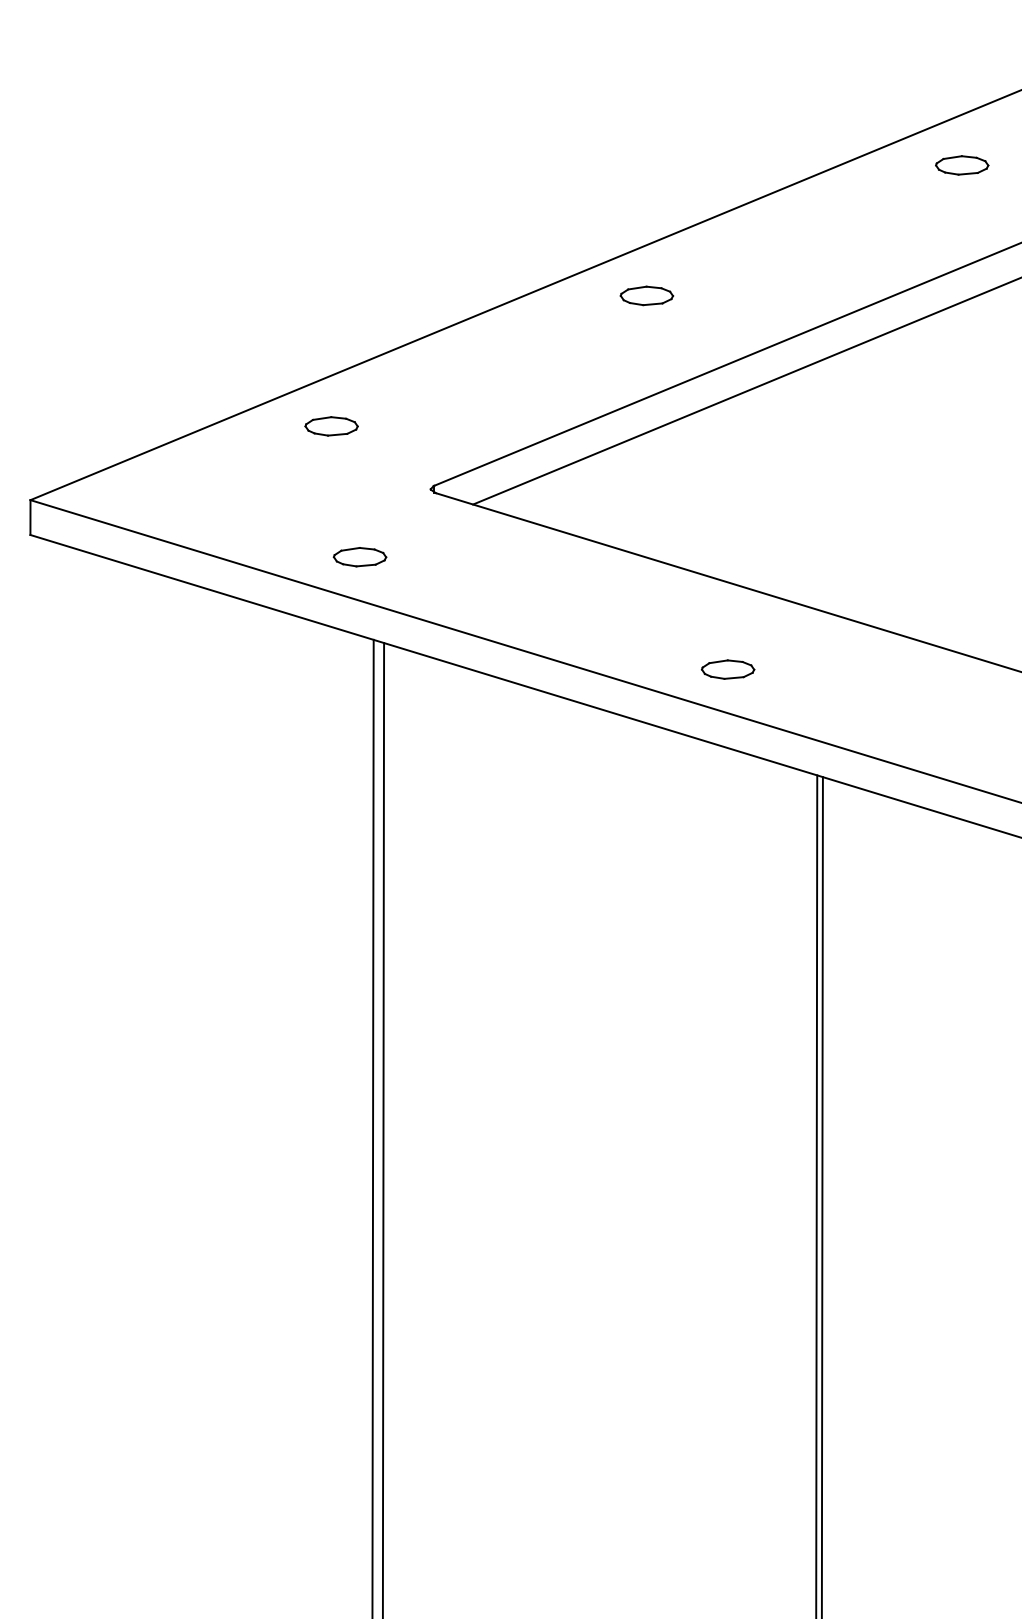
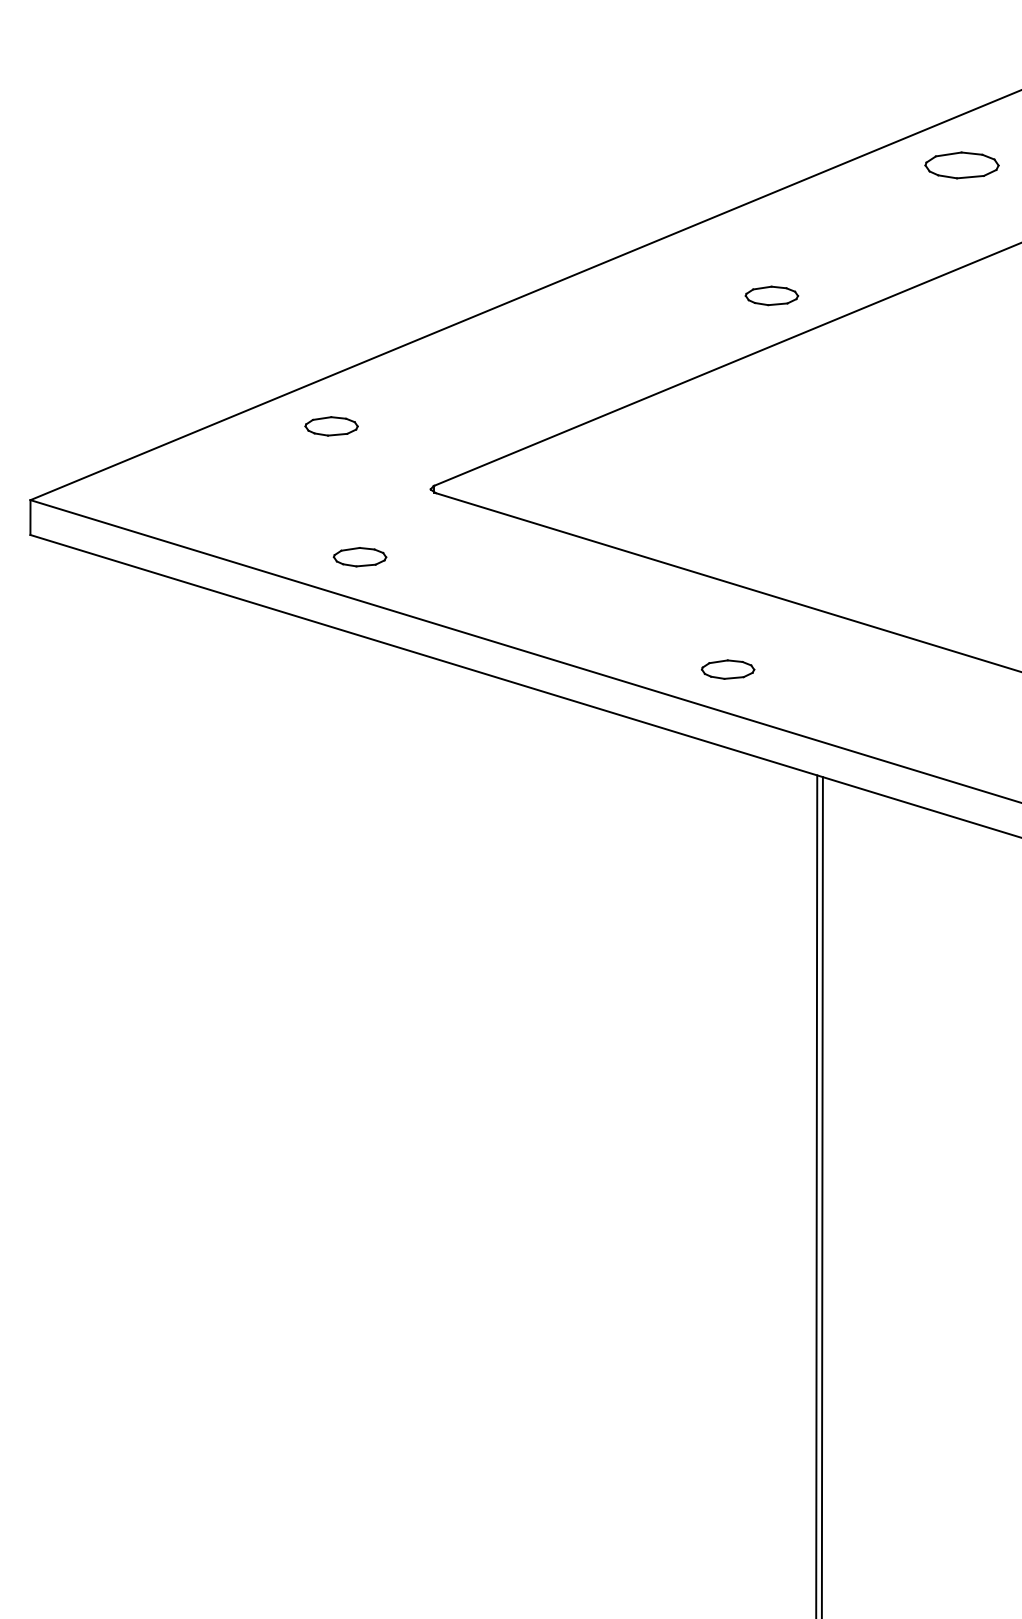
part size: 55x21 px -> 76x29 px (961, 165)
part position: (646, 295) -> (771, 295) (771, 295)
line: present -> none (745, 391)
line: present -> none (372, 1127)
line: present -> none (383, 1129)
